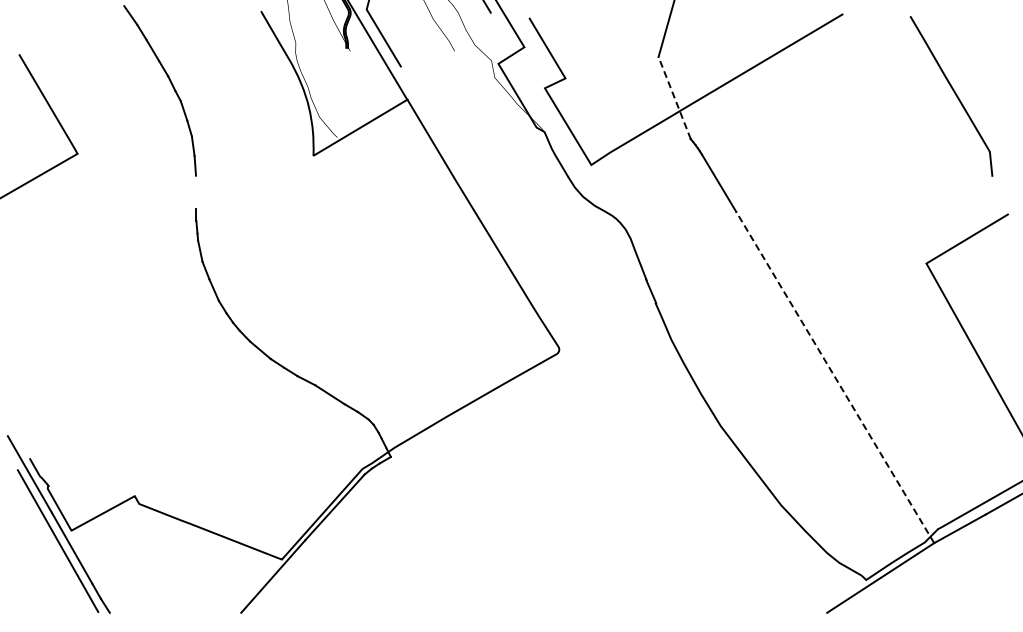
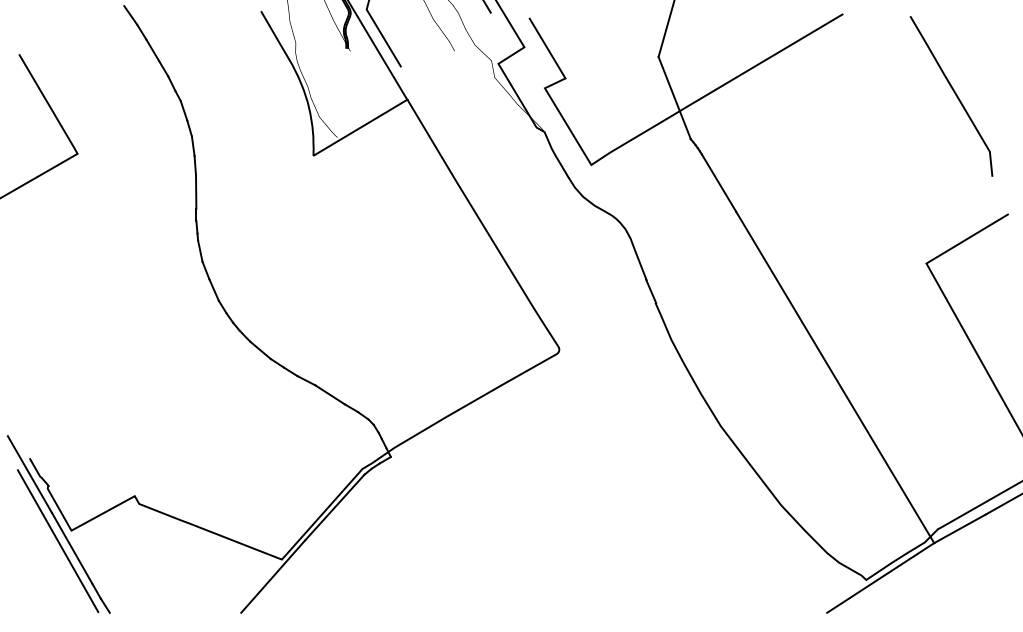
line: dashed -> solid (674, 97)
line: none -> present (196, 191)
line: dashed -> solid (834, 377)
